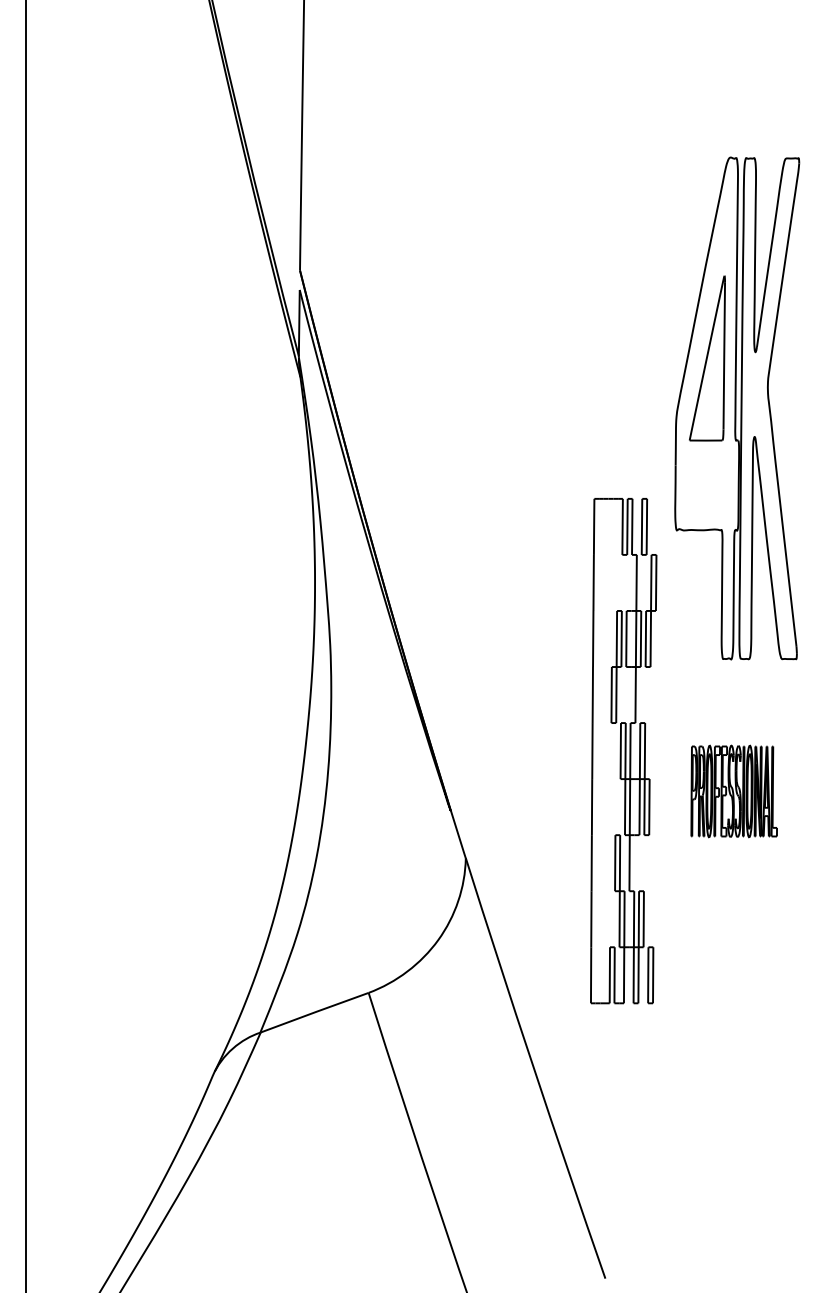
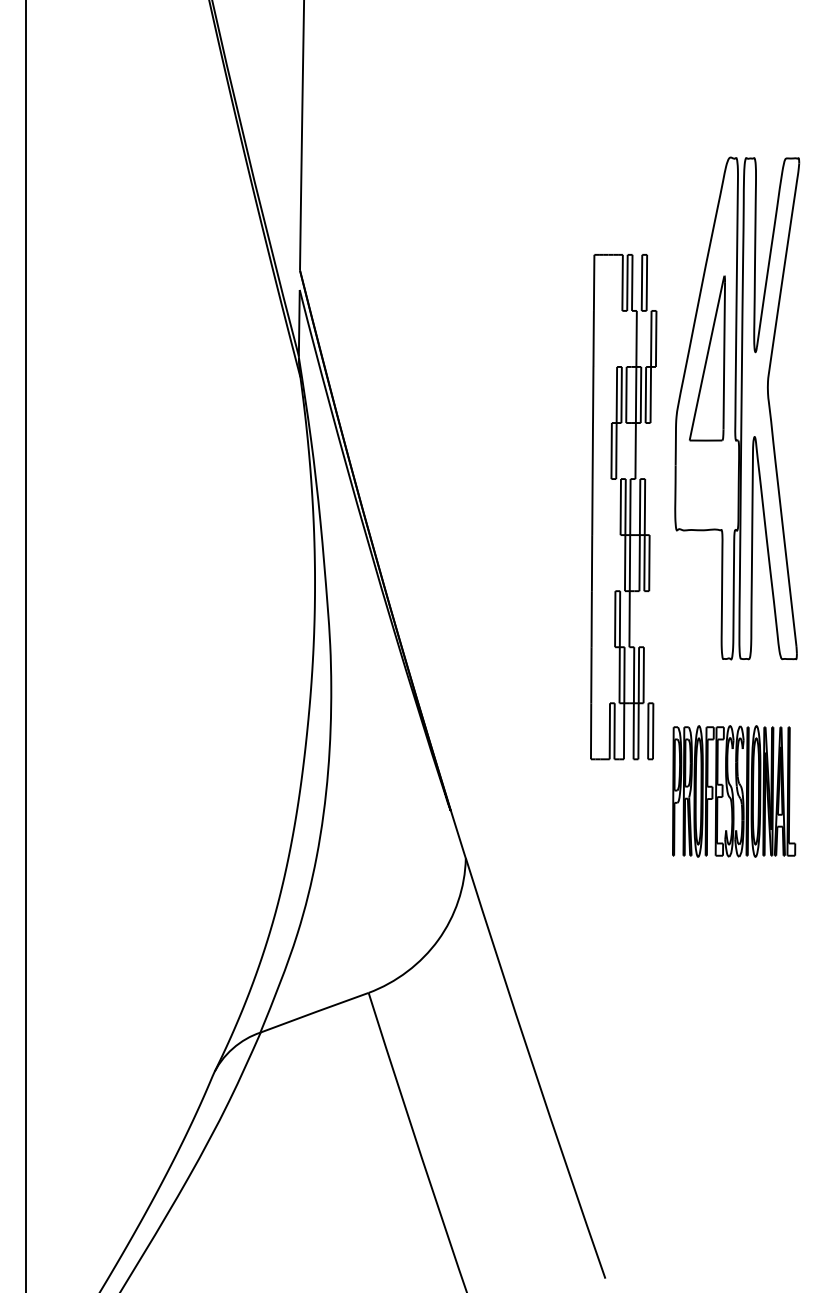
part position: (623, 751) -> (623, 507) (623, 507)
part size: 88x95 px -> 125x133 px (734, 791)
